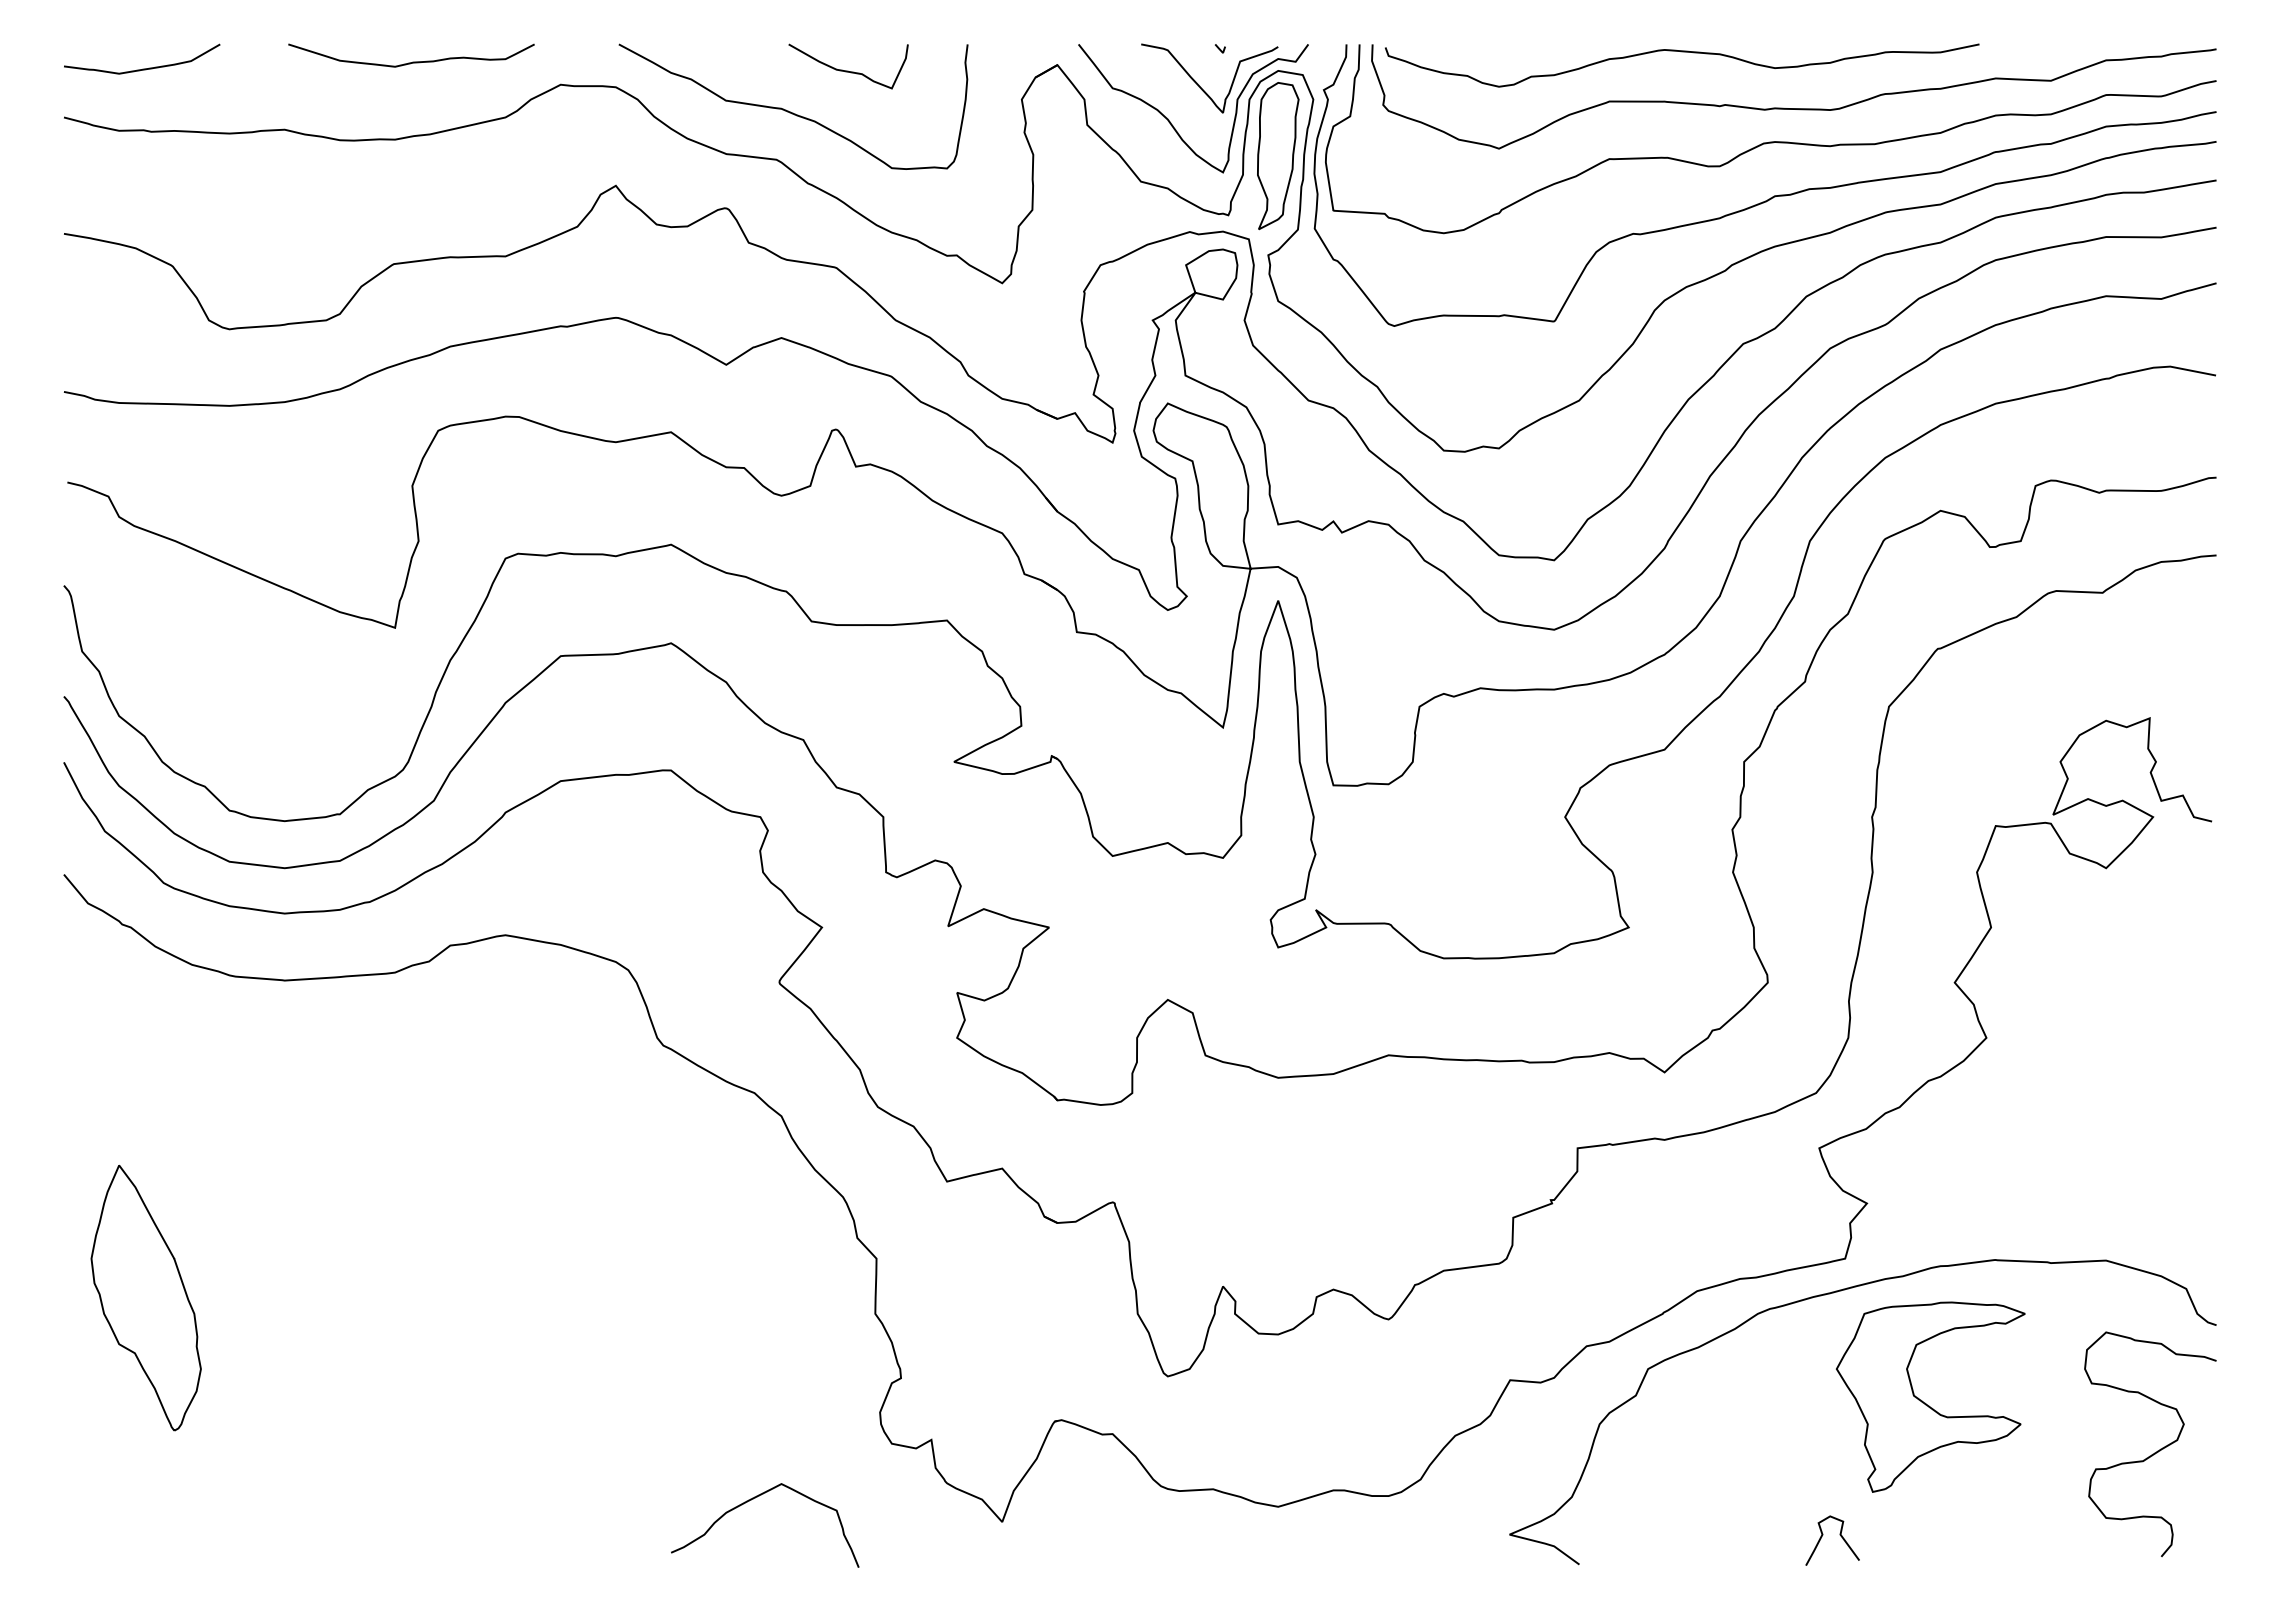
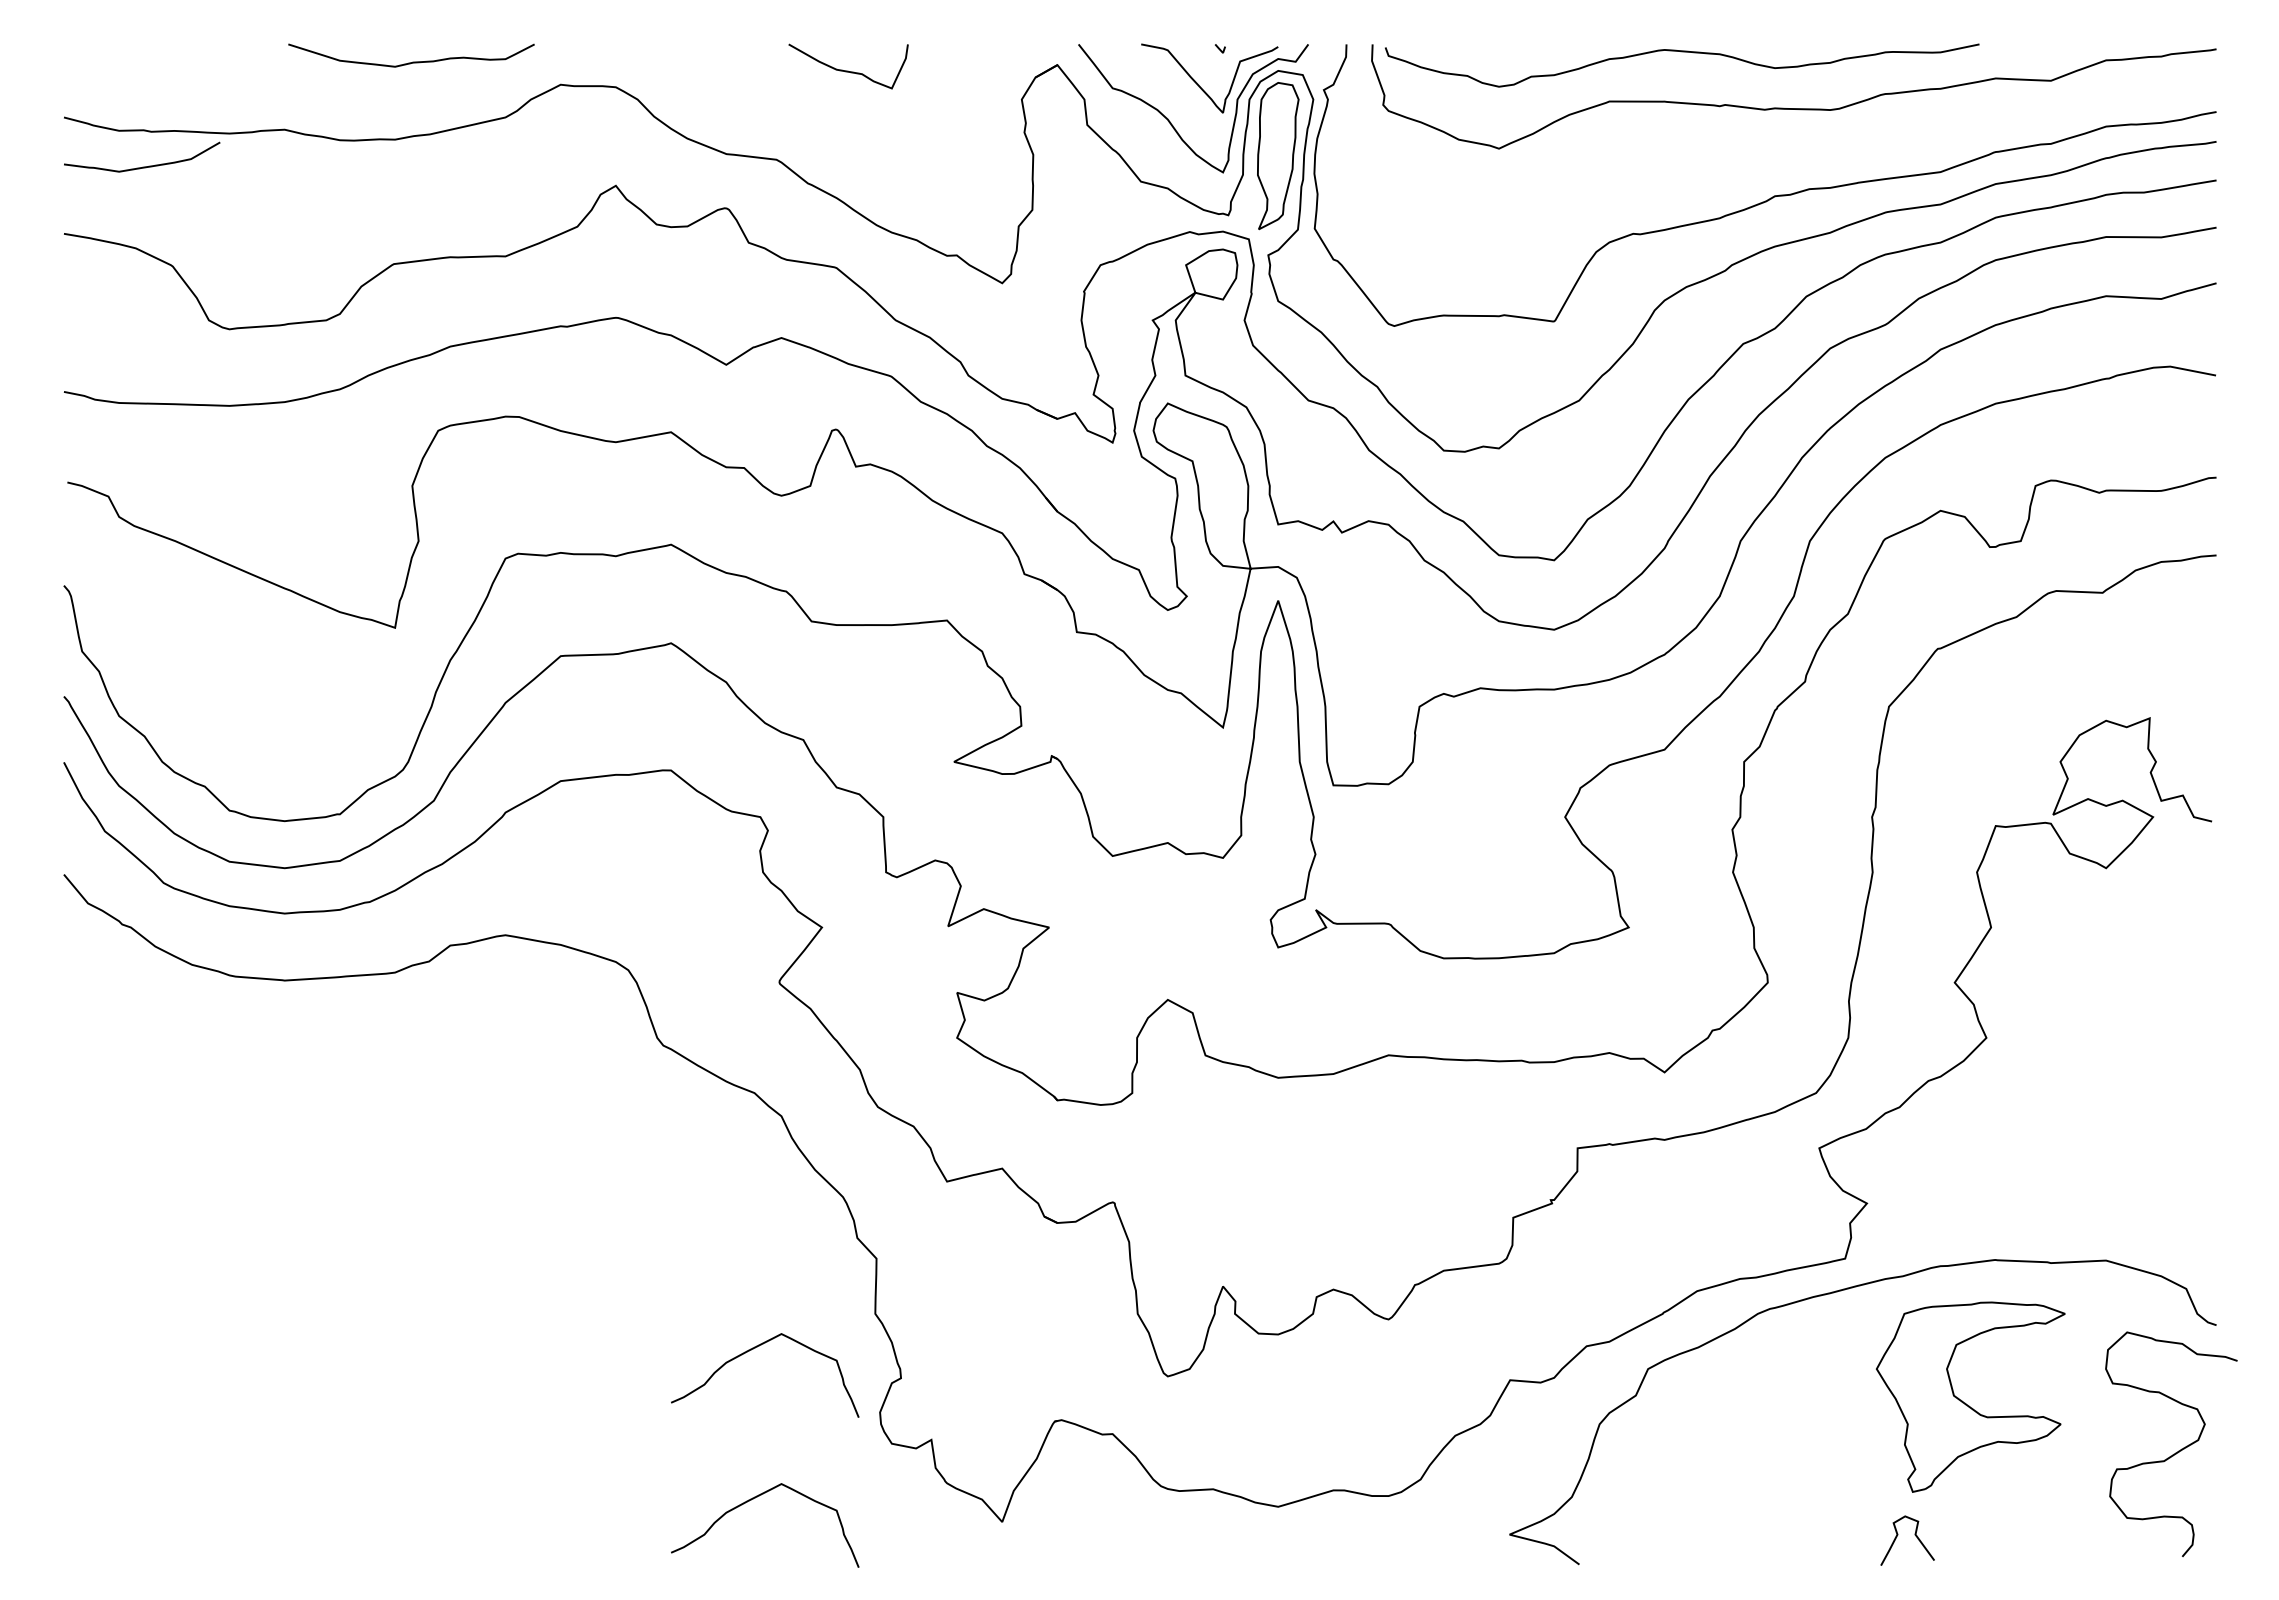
curve position: (142, 68) -> (142, 166) (142, 166)
curve: present -> none (790, 111)
curve: present -> none (1770, 141)
part: present -> none (145, 1297)
curve: none -> present (753, 1349)
part position: (1925, 1402) -> (1965, 1402) (1965, 1402)
curve position: (2154, 1452) -> (2175, 1452) (2175, 1452)
curve position: (1840, 1536) -> (1915, 1536) (1915, 1536)
